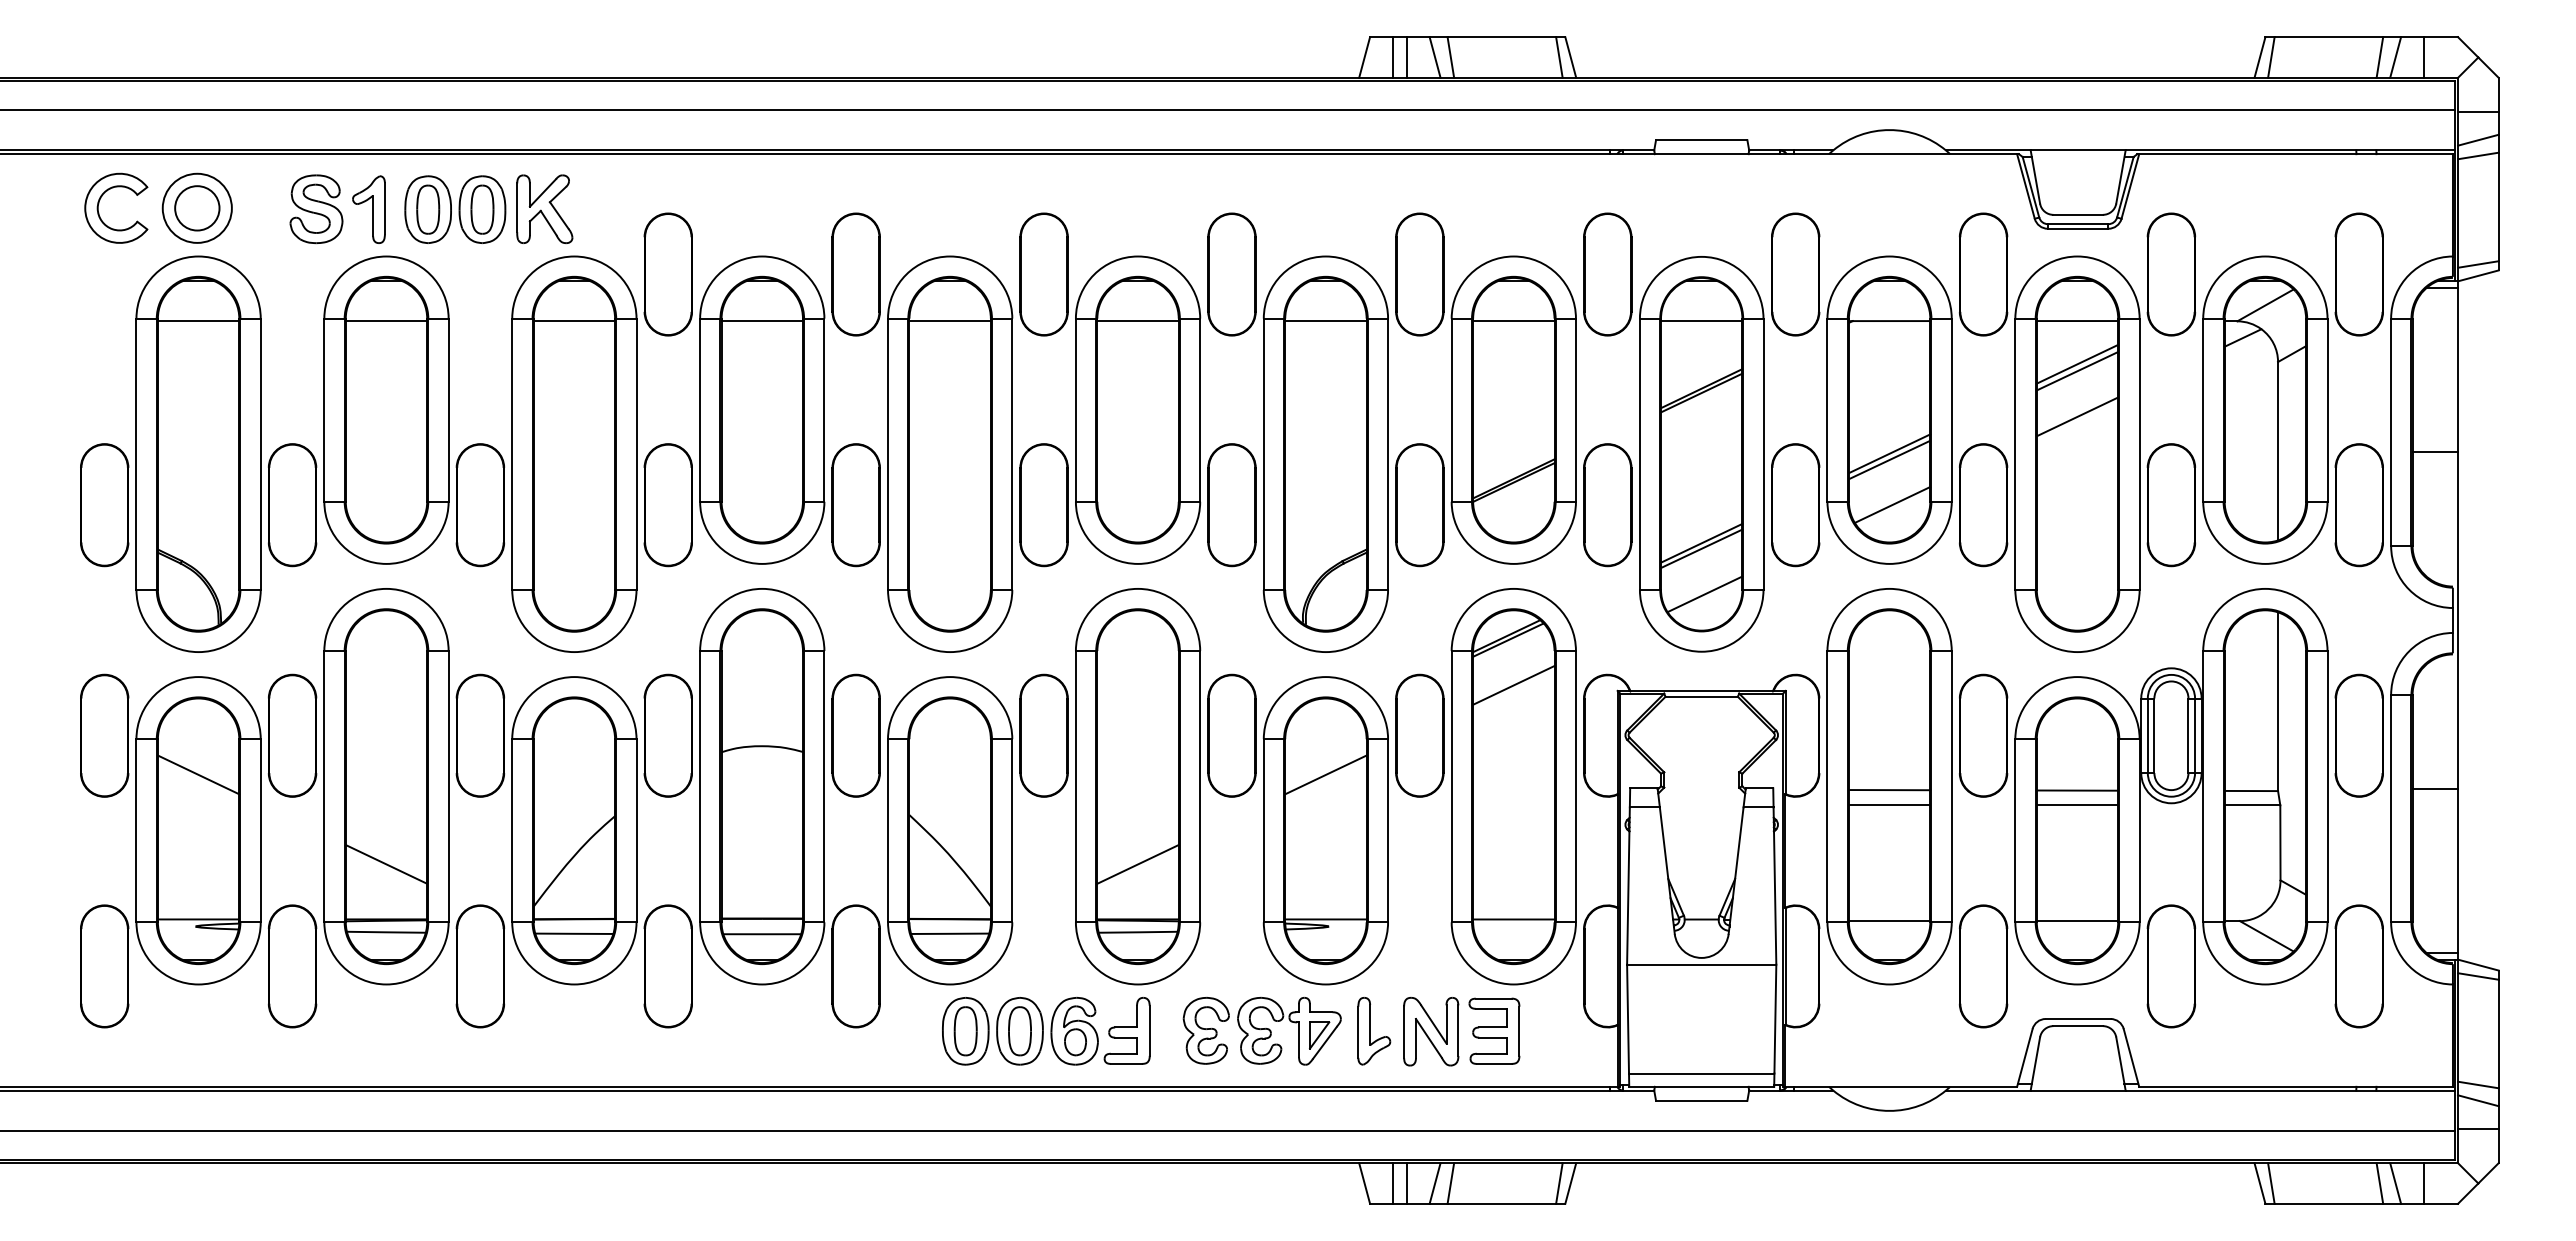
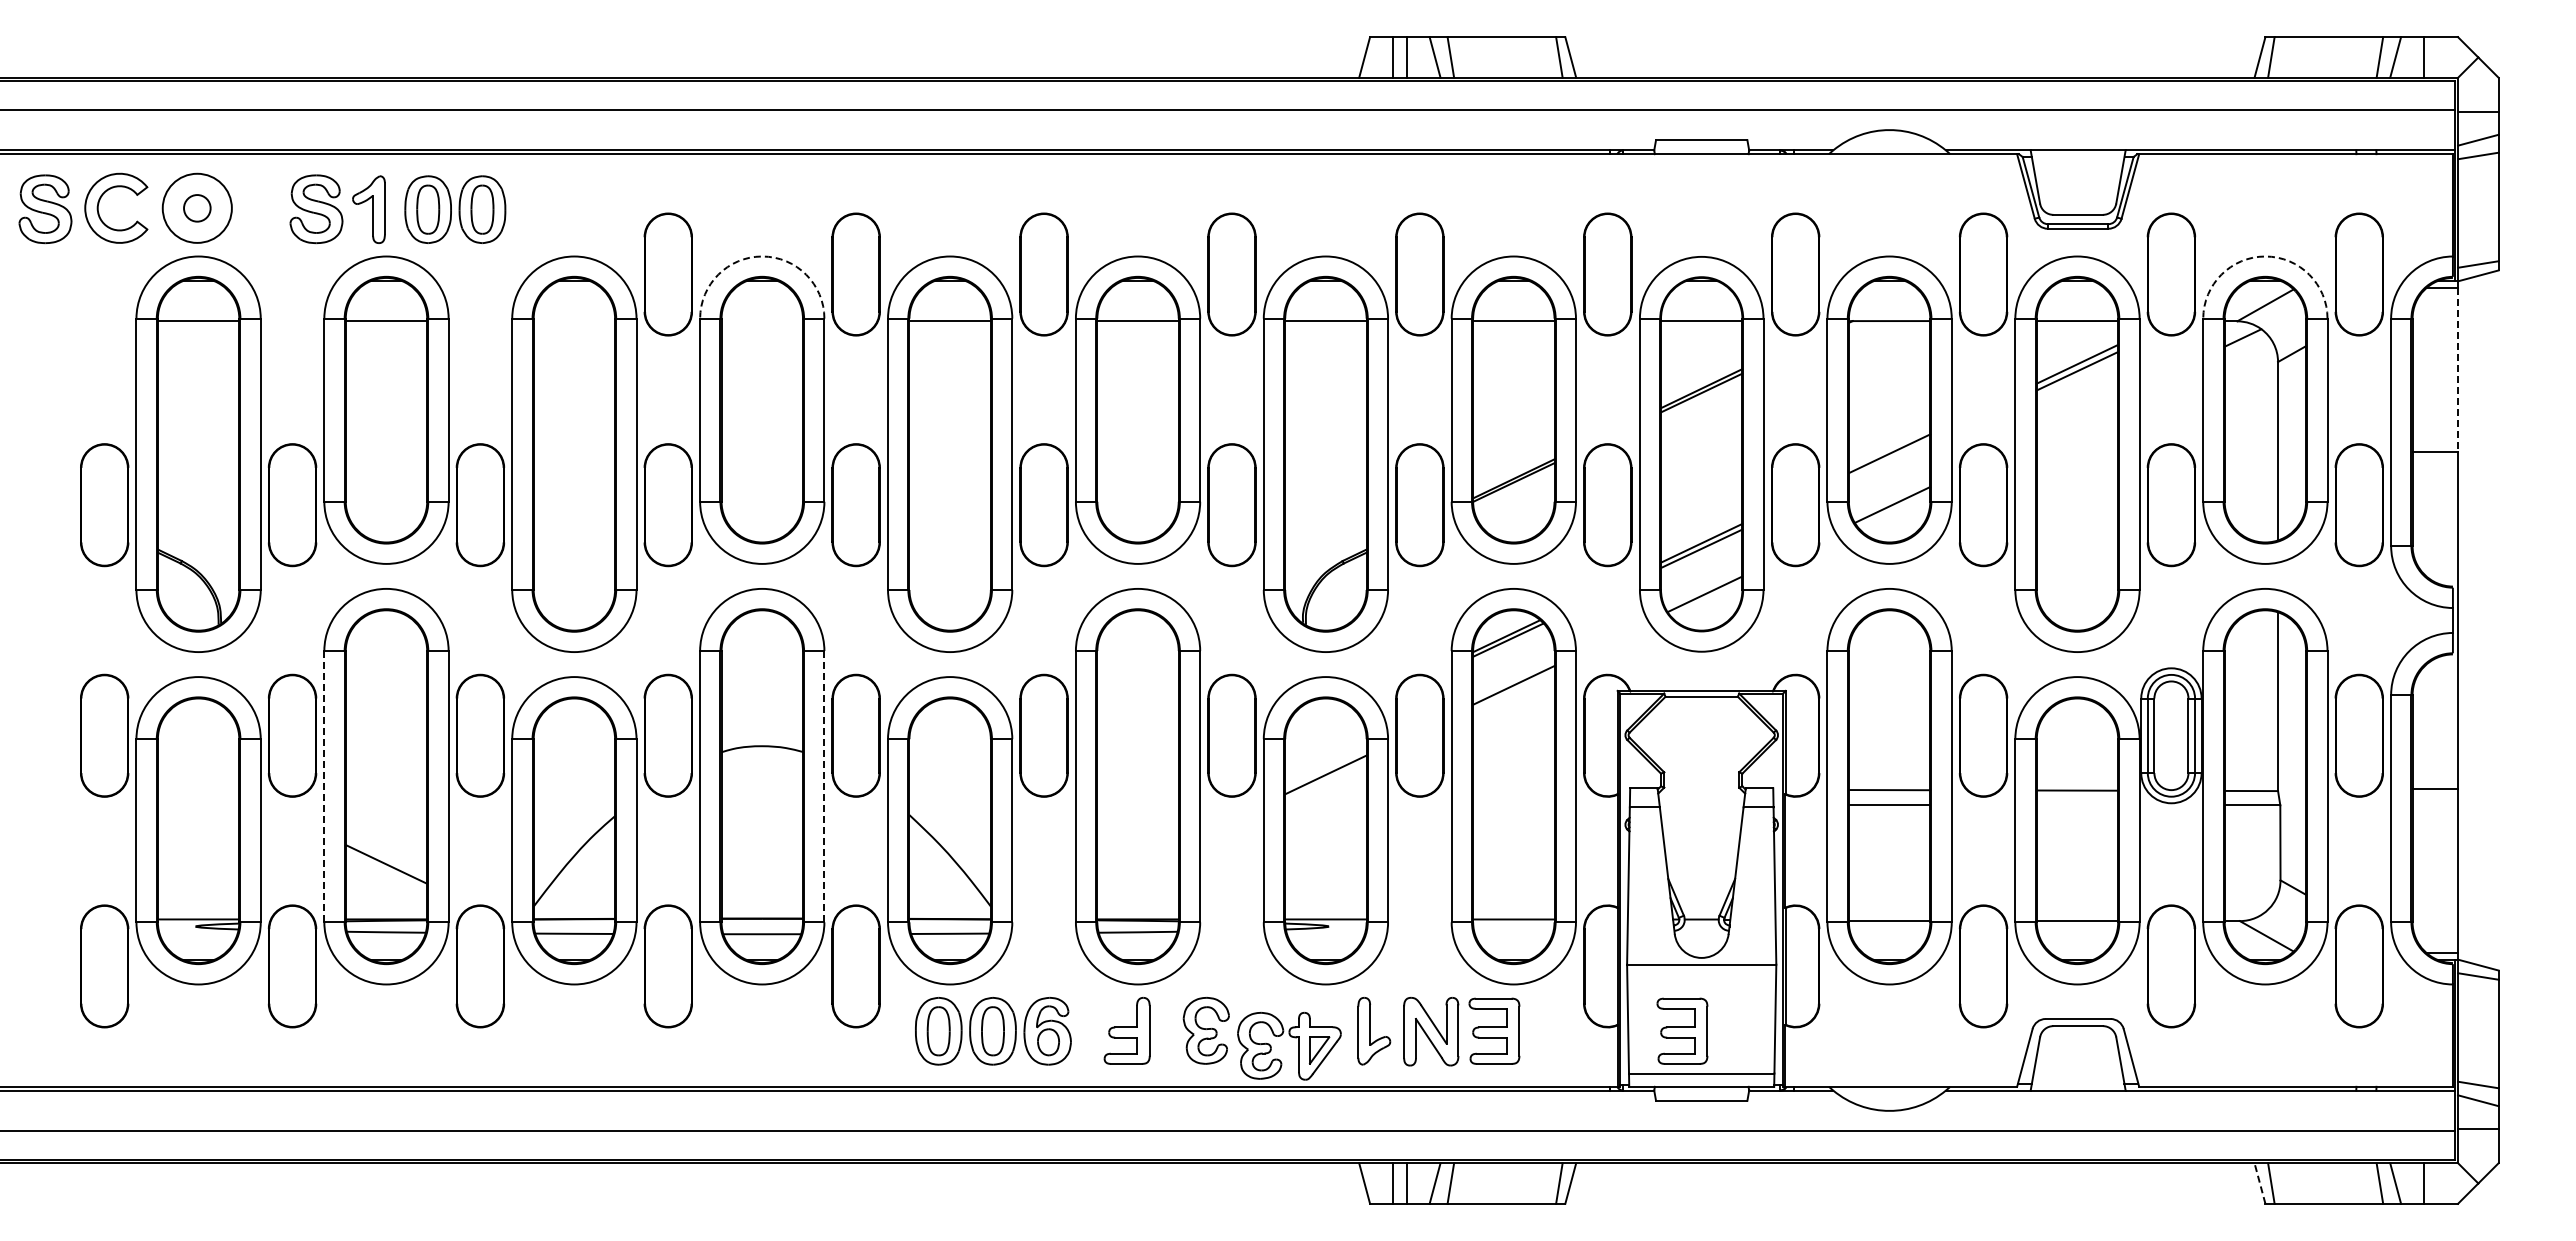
circle diameter: 44 px -> 27 px (197, 208)
part: present -> none (544, 208)
part: none -> present (45, 209)
arc: solid -> dashed (762, 256)
arc: solid -> dashed (2265, 256)
line: present -> none (574, 321)
line: present -> none (761, 321)
line: solid -> dashed (2458, 370)
line: present -> none (2077, 416)
line: present -> none (1889, 459)
line: present -> none (198, 774)
line: solid -> dashed (324, 786)
line: solid -> dashed (824, 786)
line: present -> none (2077, 805)
line: present -> none (1137, 864)
part: none -> present (1682, 1030)
part position: (1020, 1031) -> (993, 1031) (993, 1031)
part position: (1298, 1031) -> (1298, 1046) (1298, 1046)
line: solid -> dashed (2259, 1183)
